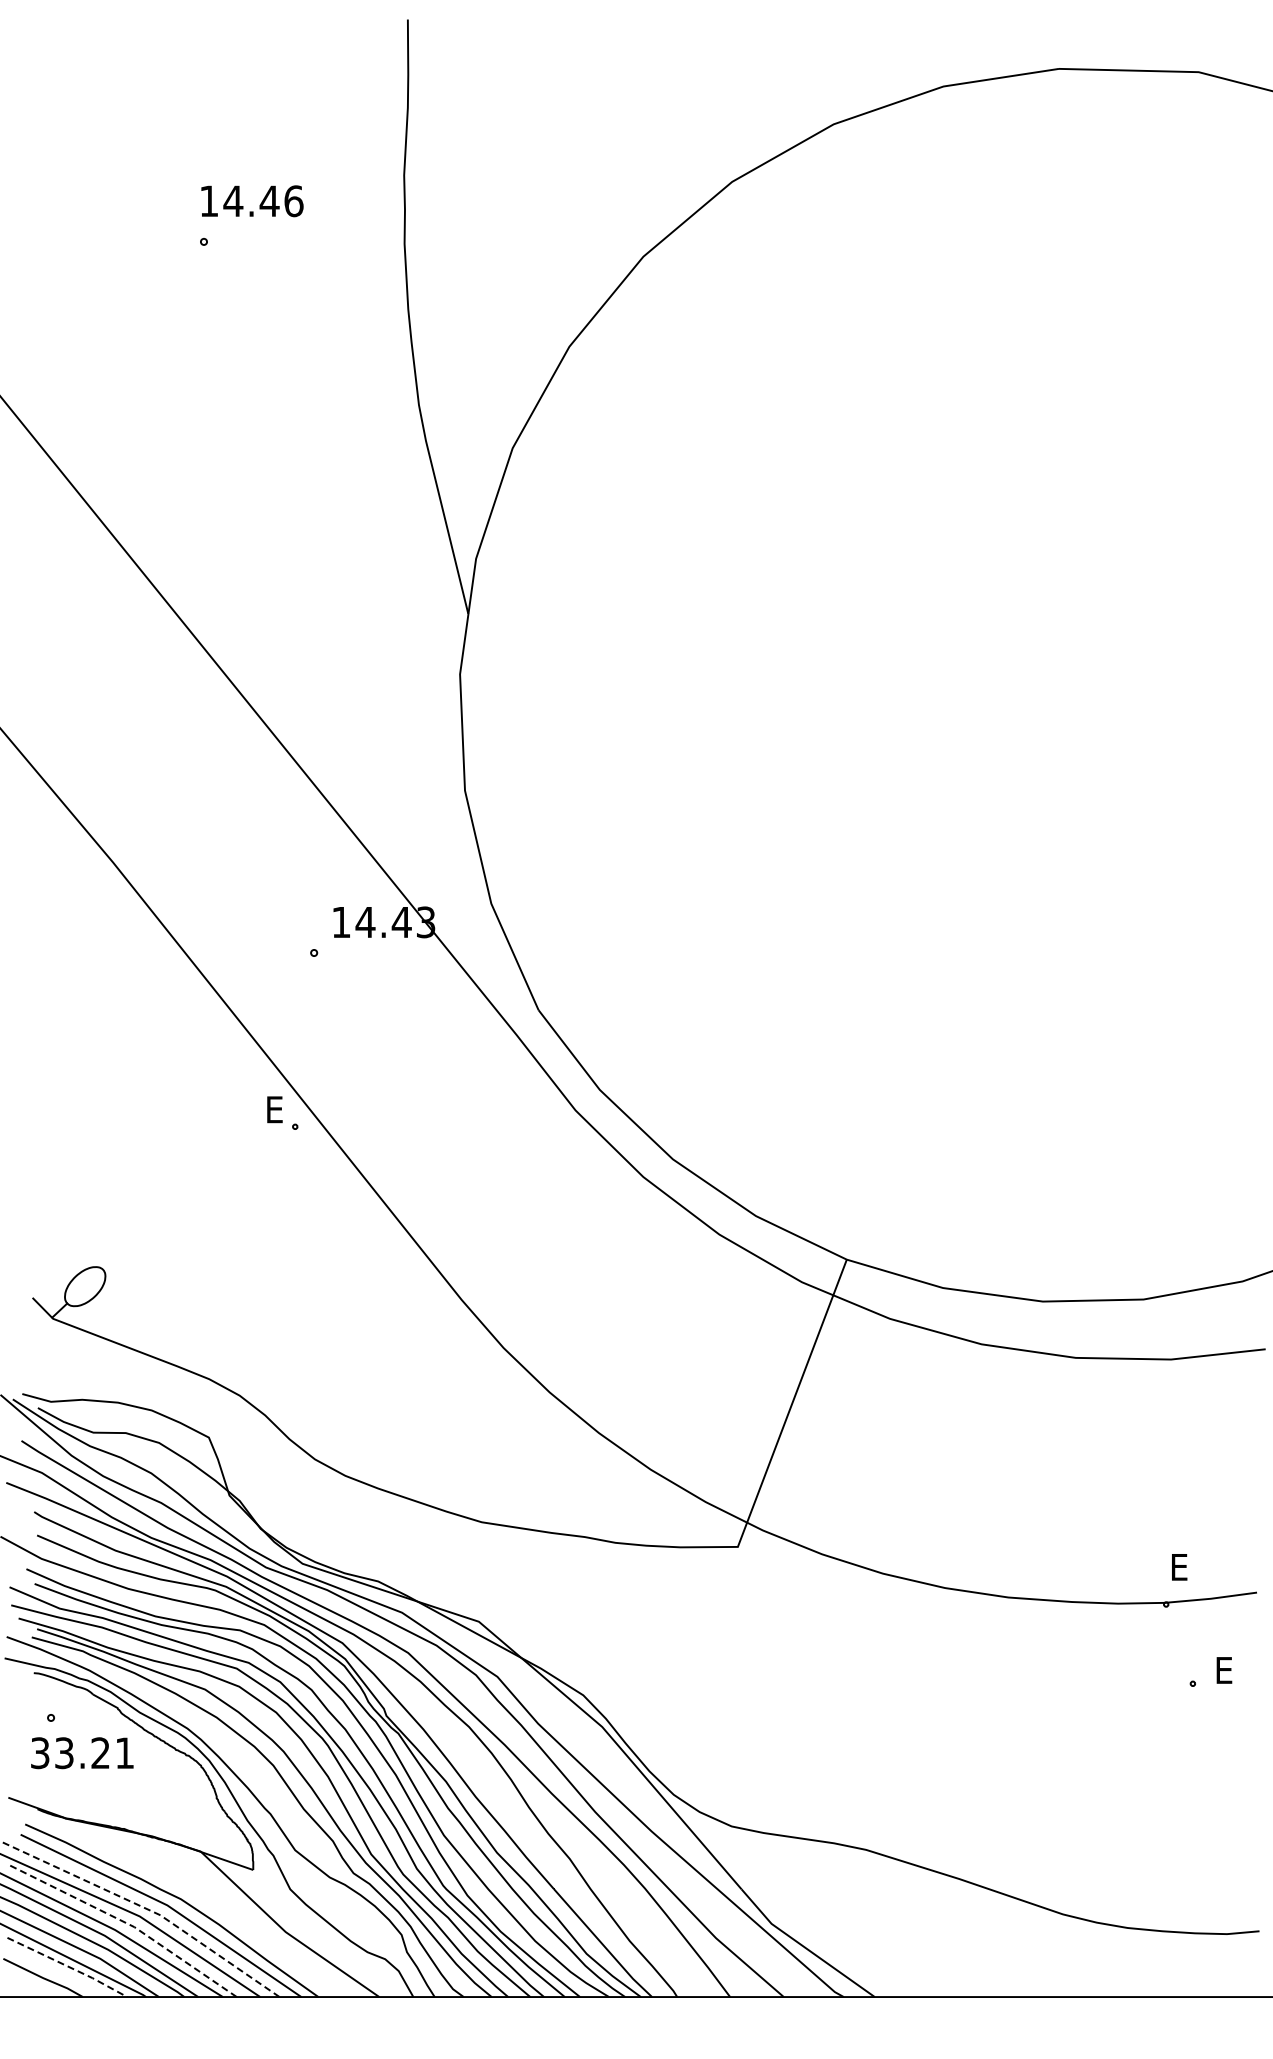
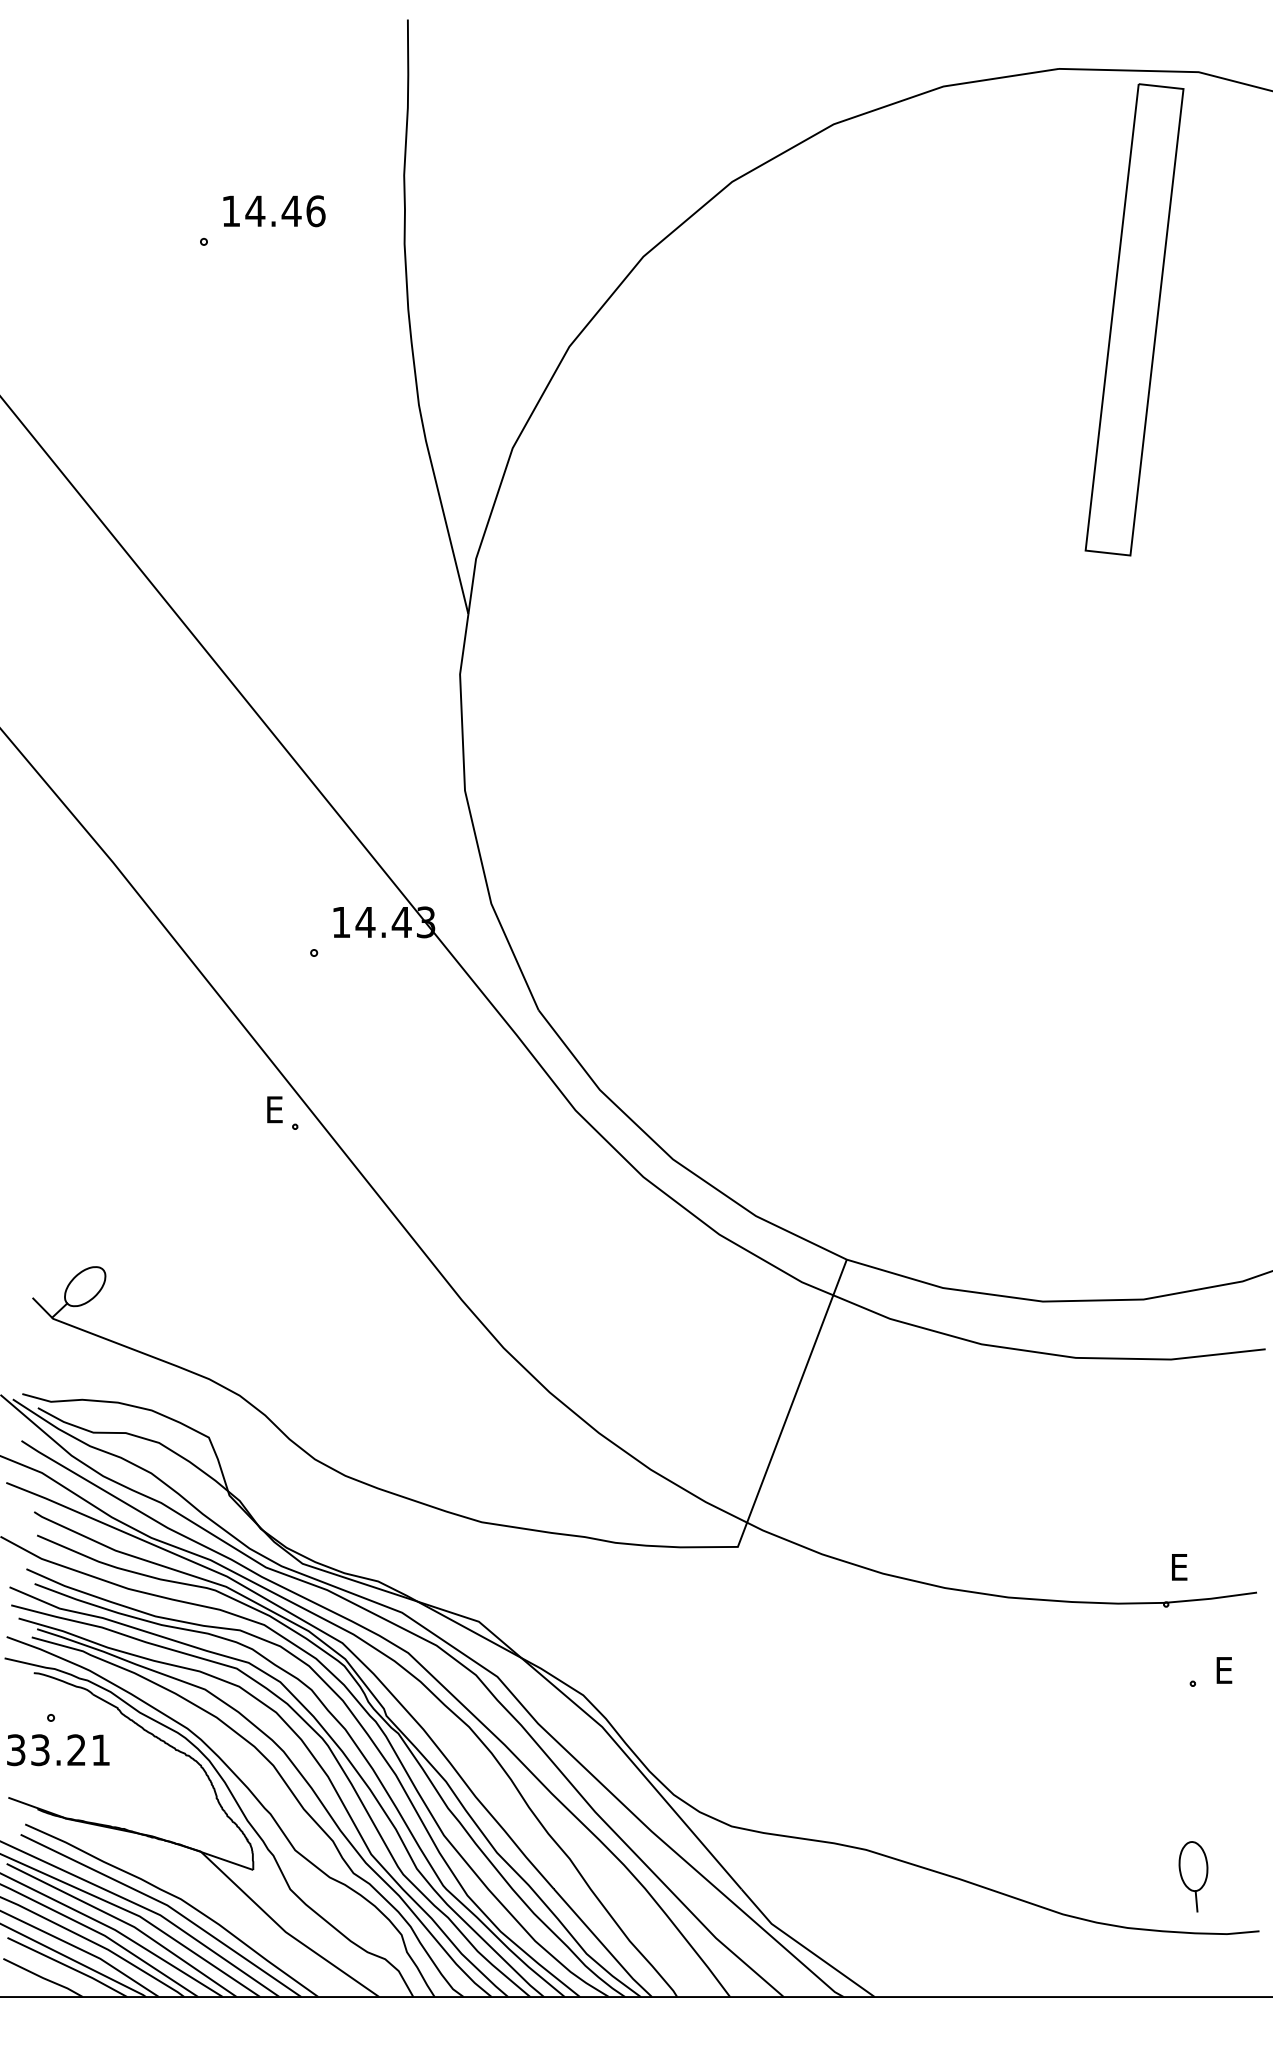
text position: (252, 201) -> (274, 211) (274, 211)
part: none -> present (1134, 319)
text position: (82, 1753) -> (58, 1750) (58, 1750)
part: none -> present (1193, 1876)
line: dashed -> solid (145, 1908)
line: dashed -> solid (126, 1923)
line: dashed -> solid (68, 1966)
